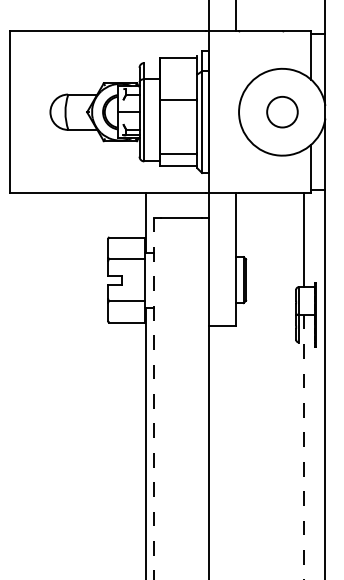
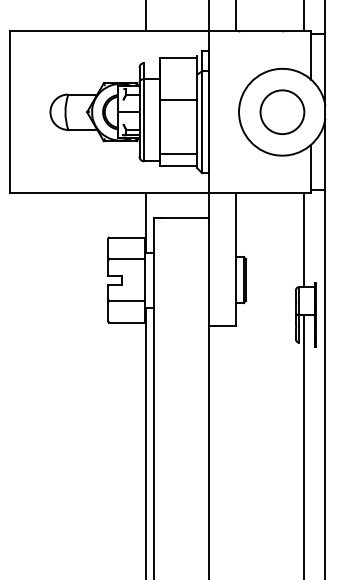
line: none -> present (145, 16)
line: none -> present (303, 16)
circle size: 33x33 px -> 47x46 px (282, 111)
line: dashed -> solid (153, 398)
line: dashed -> solid (303, 447)
